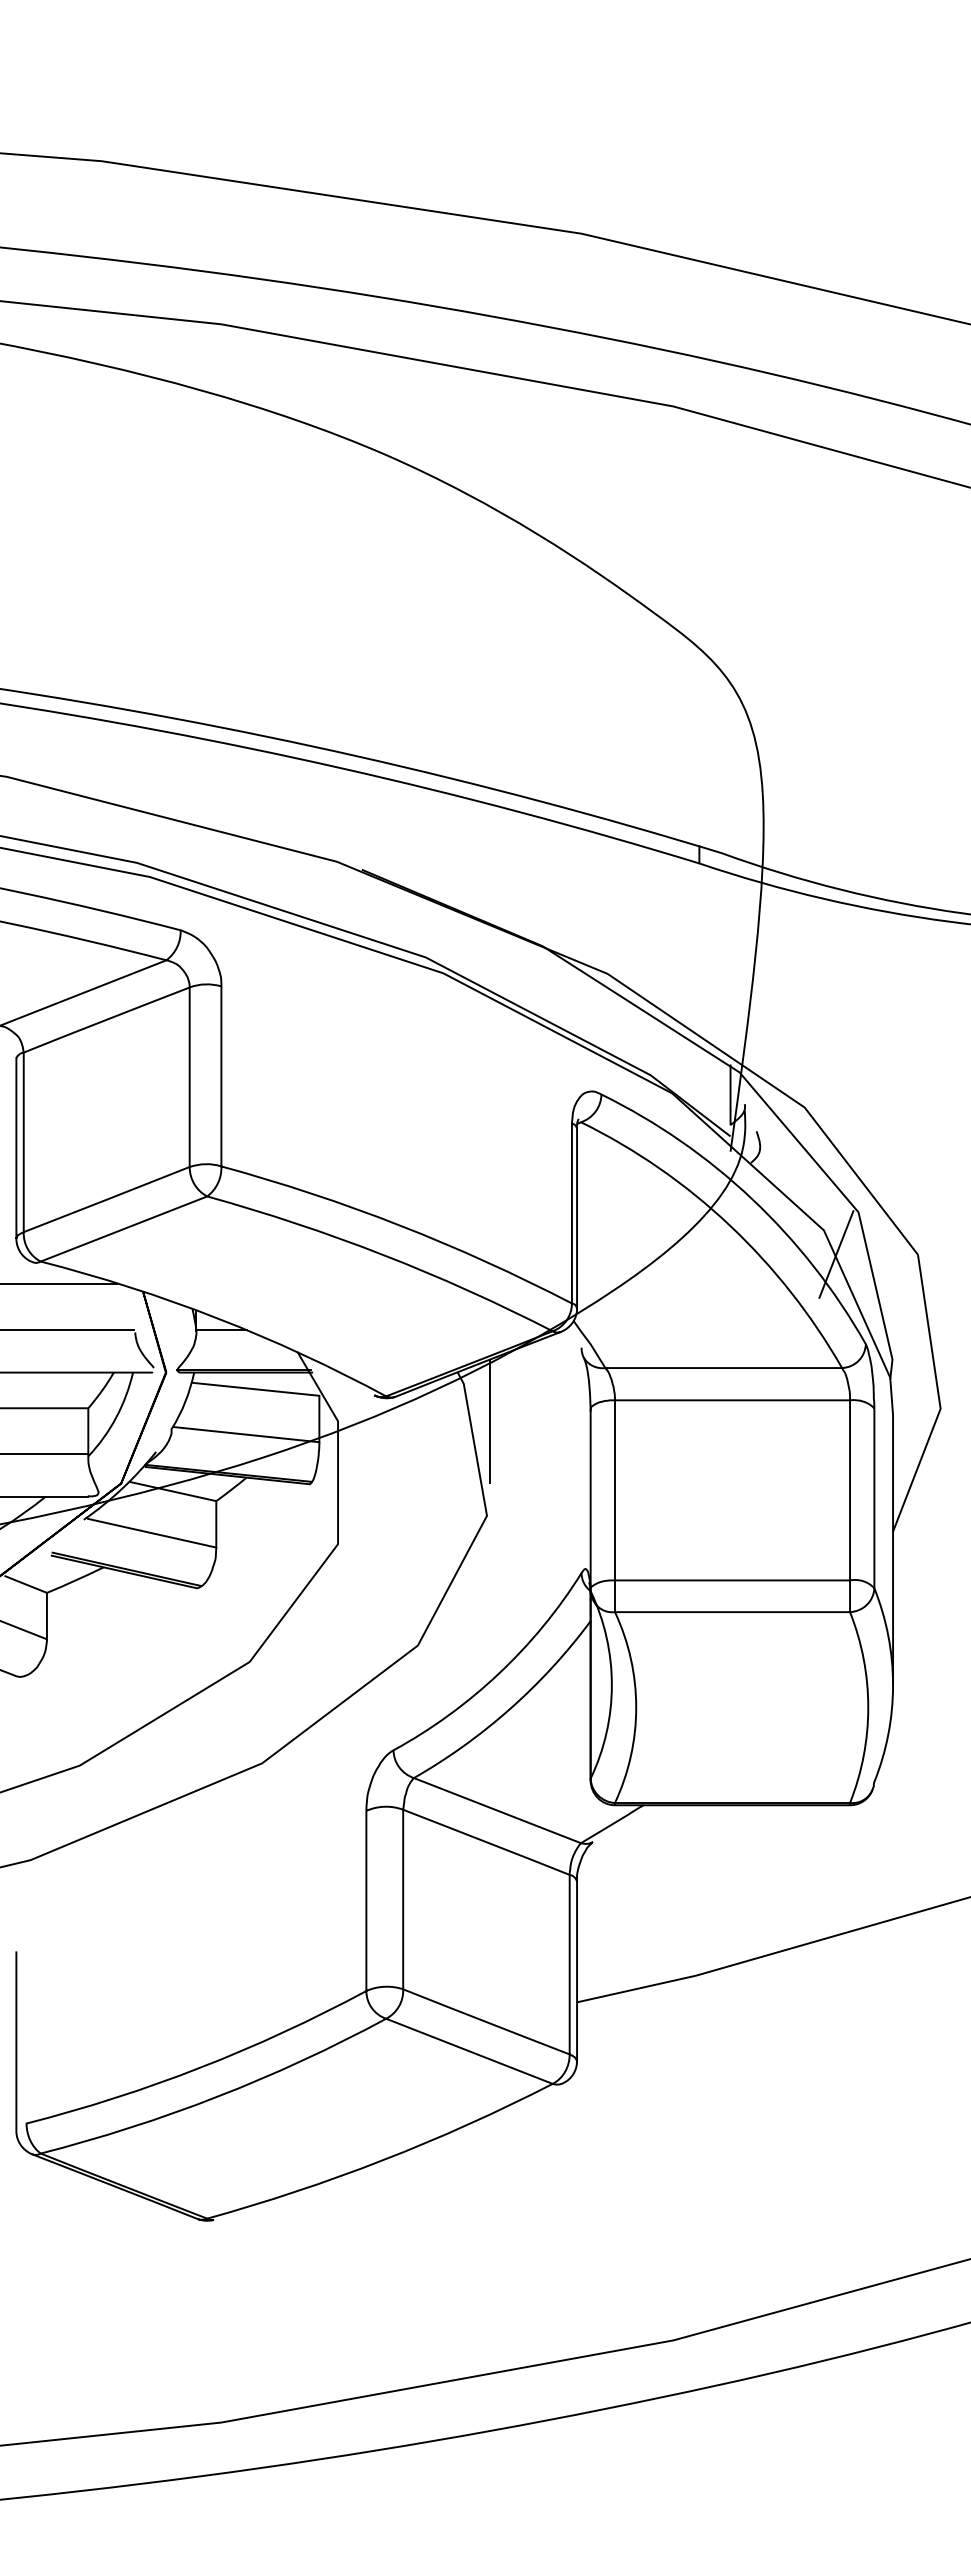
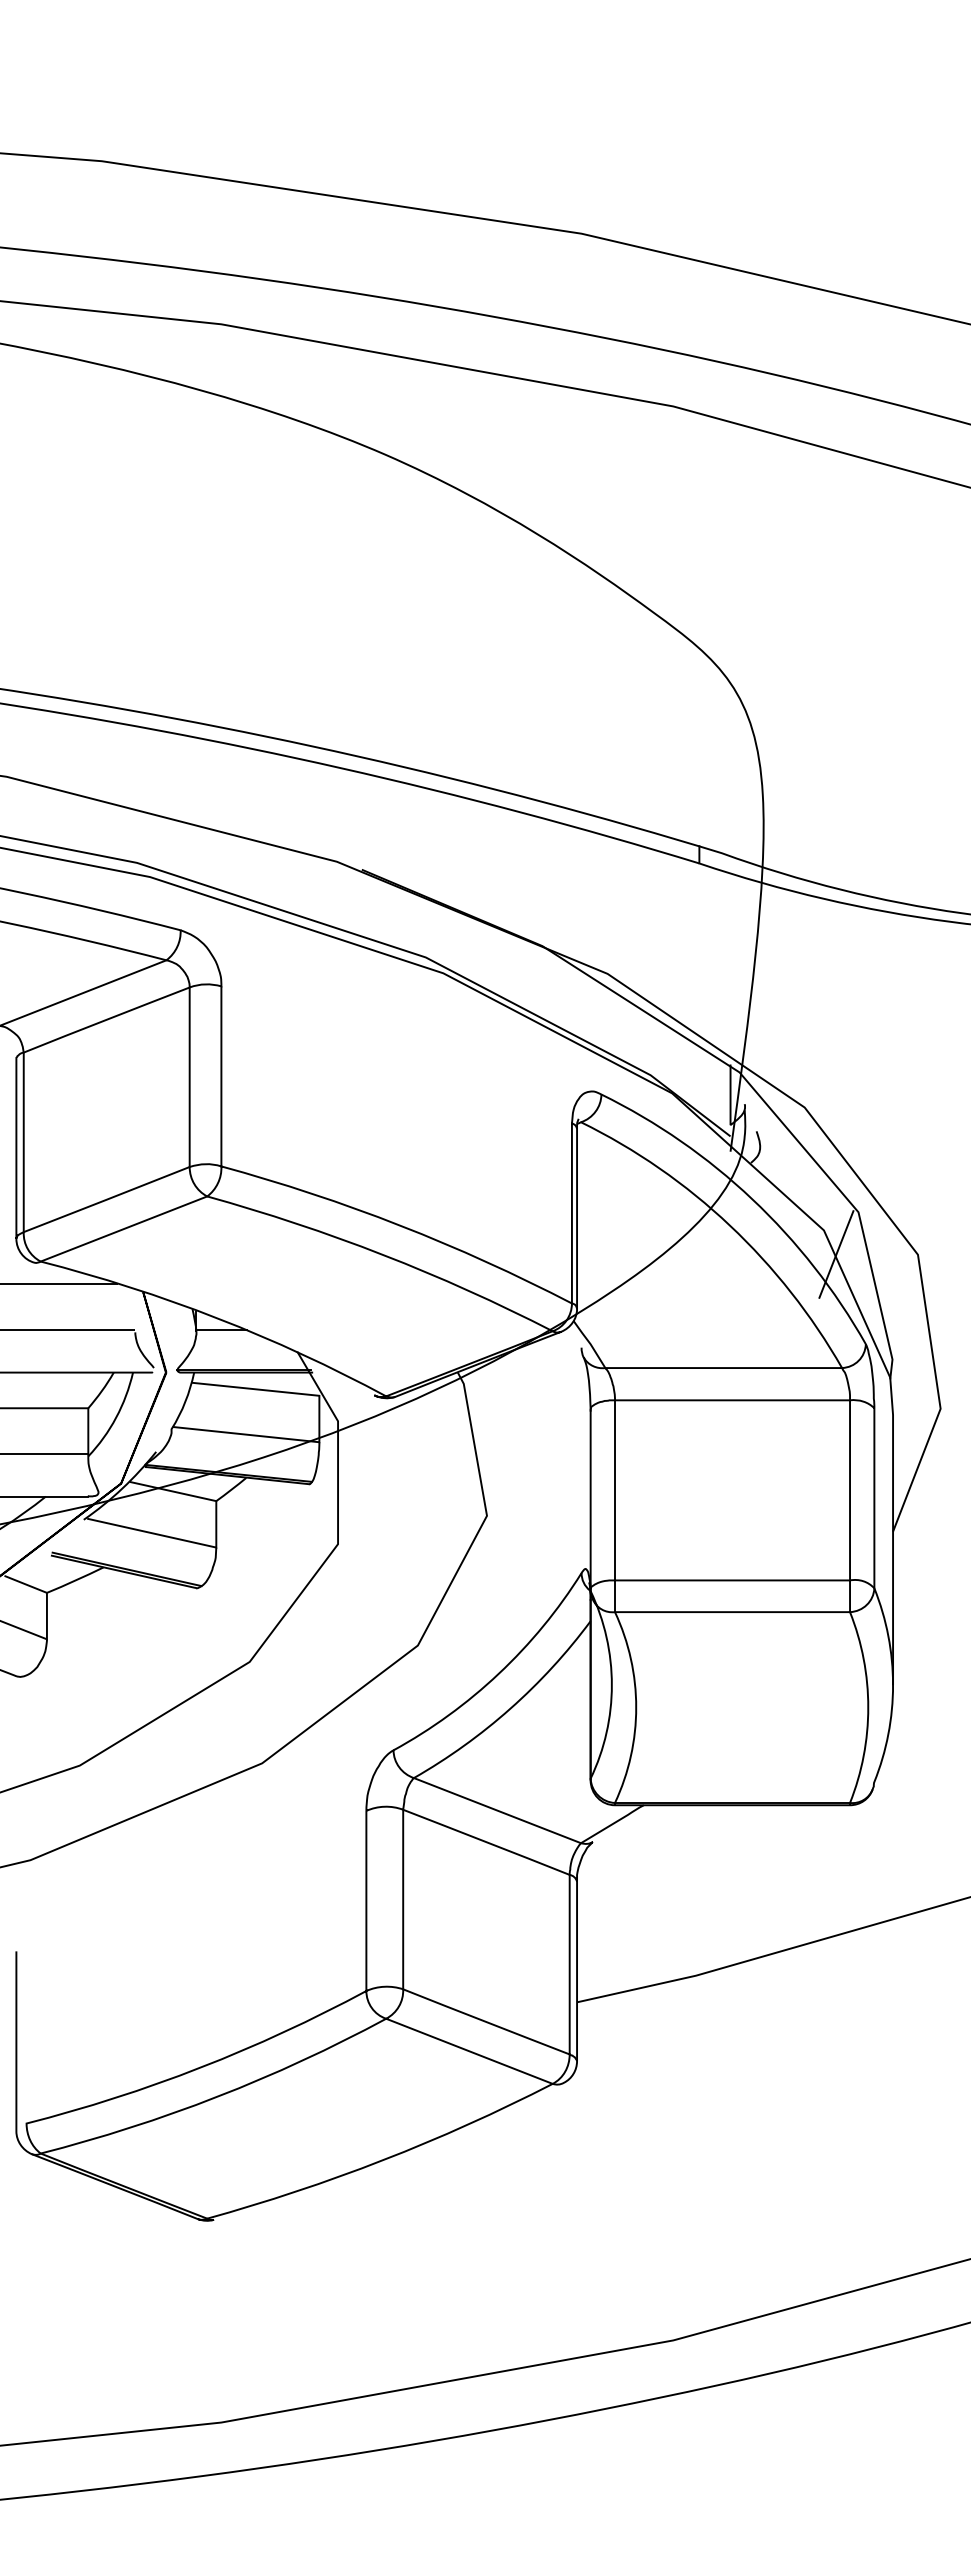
line: present -> none (489, 1421)
